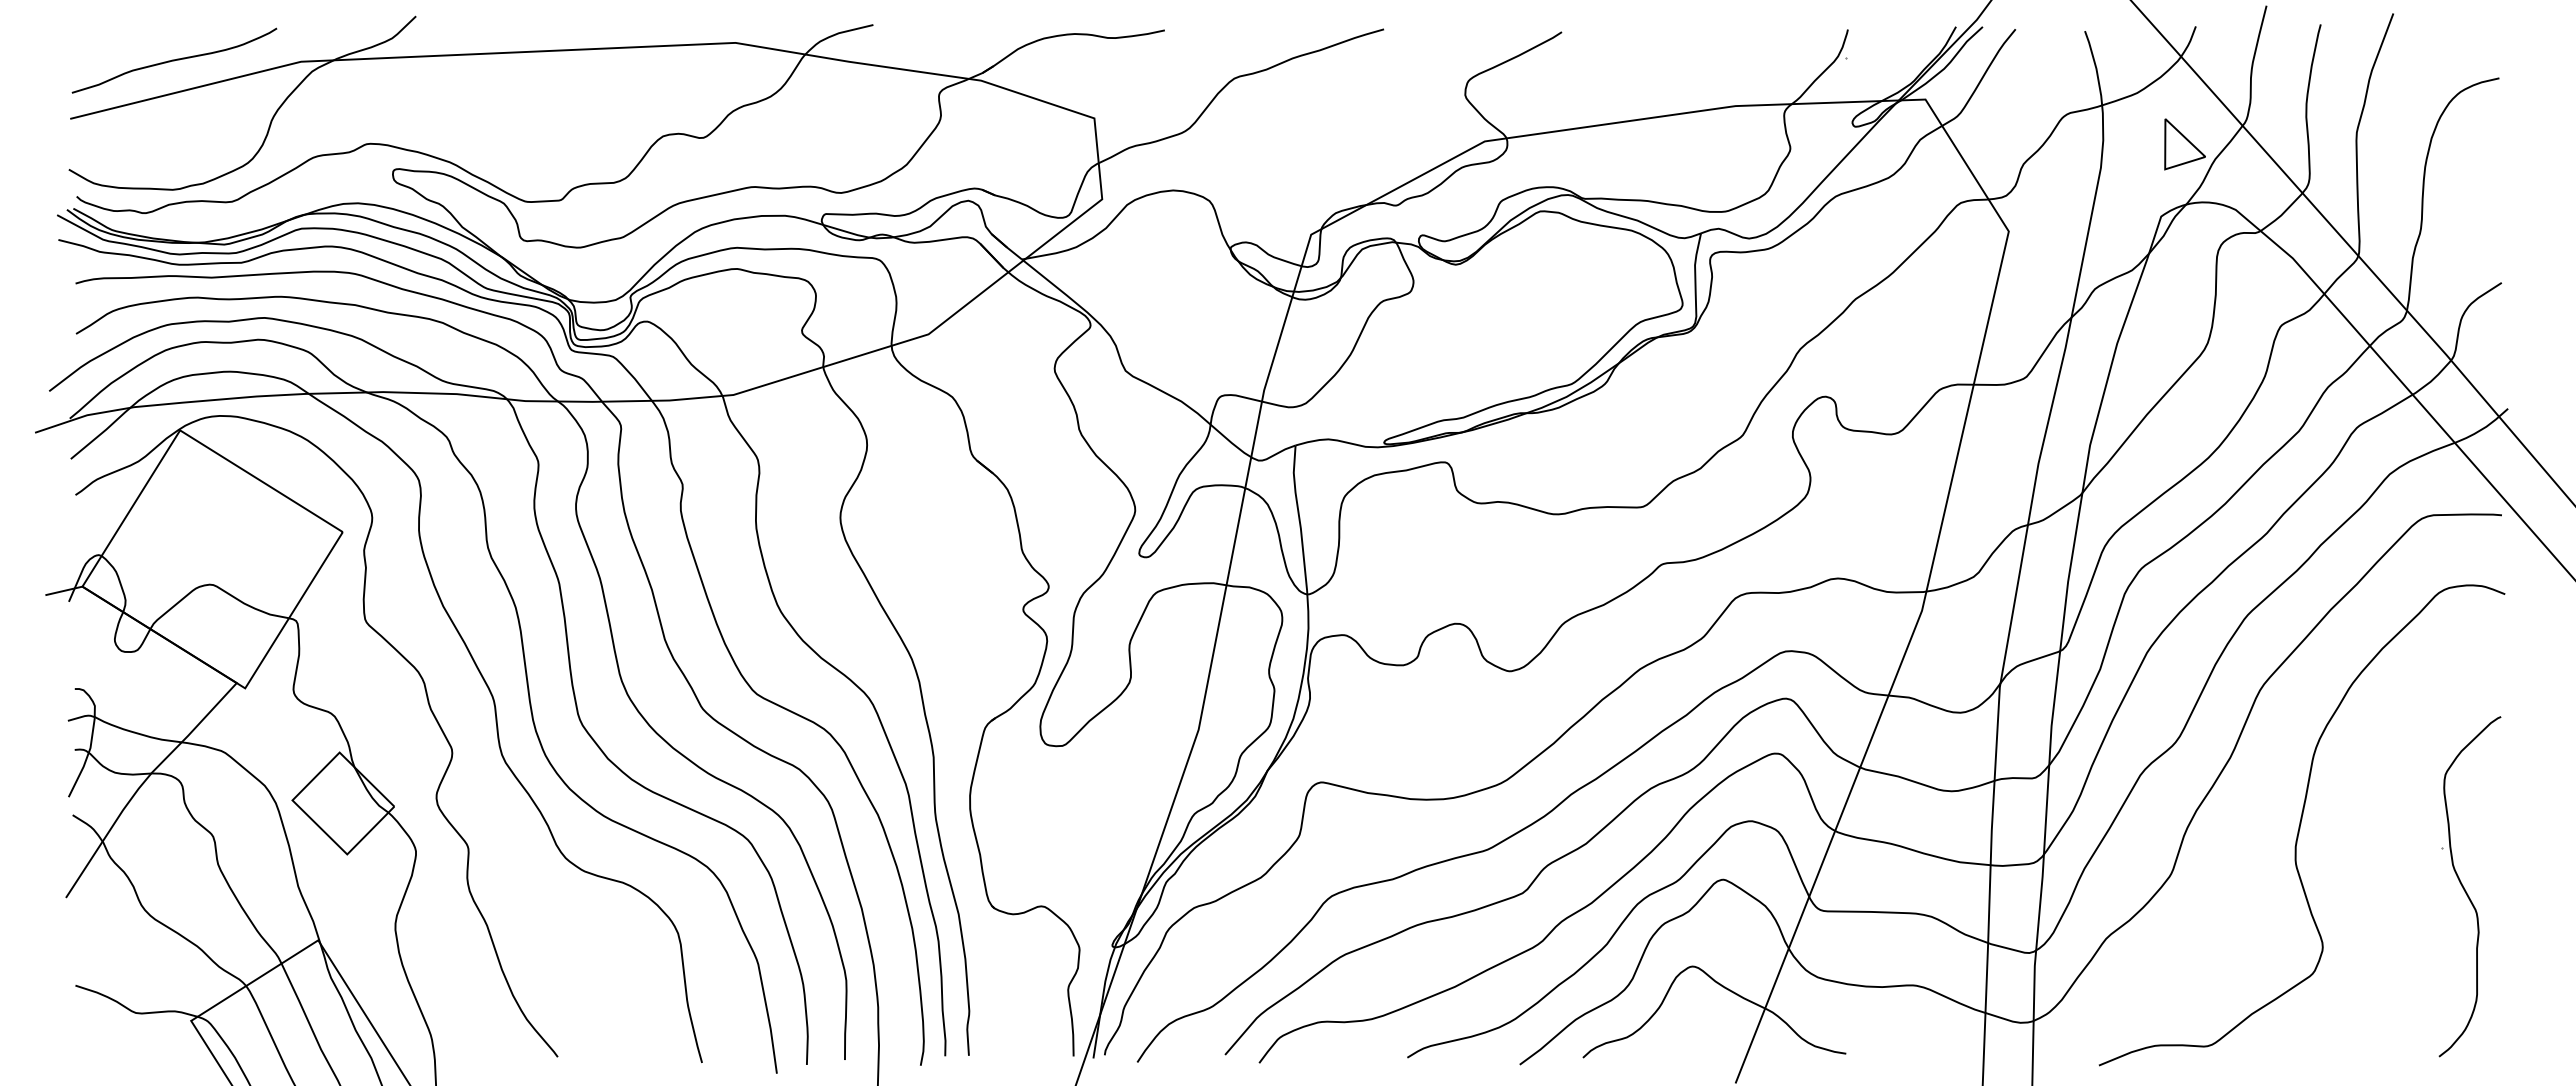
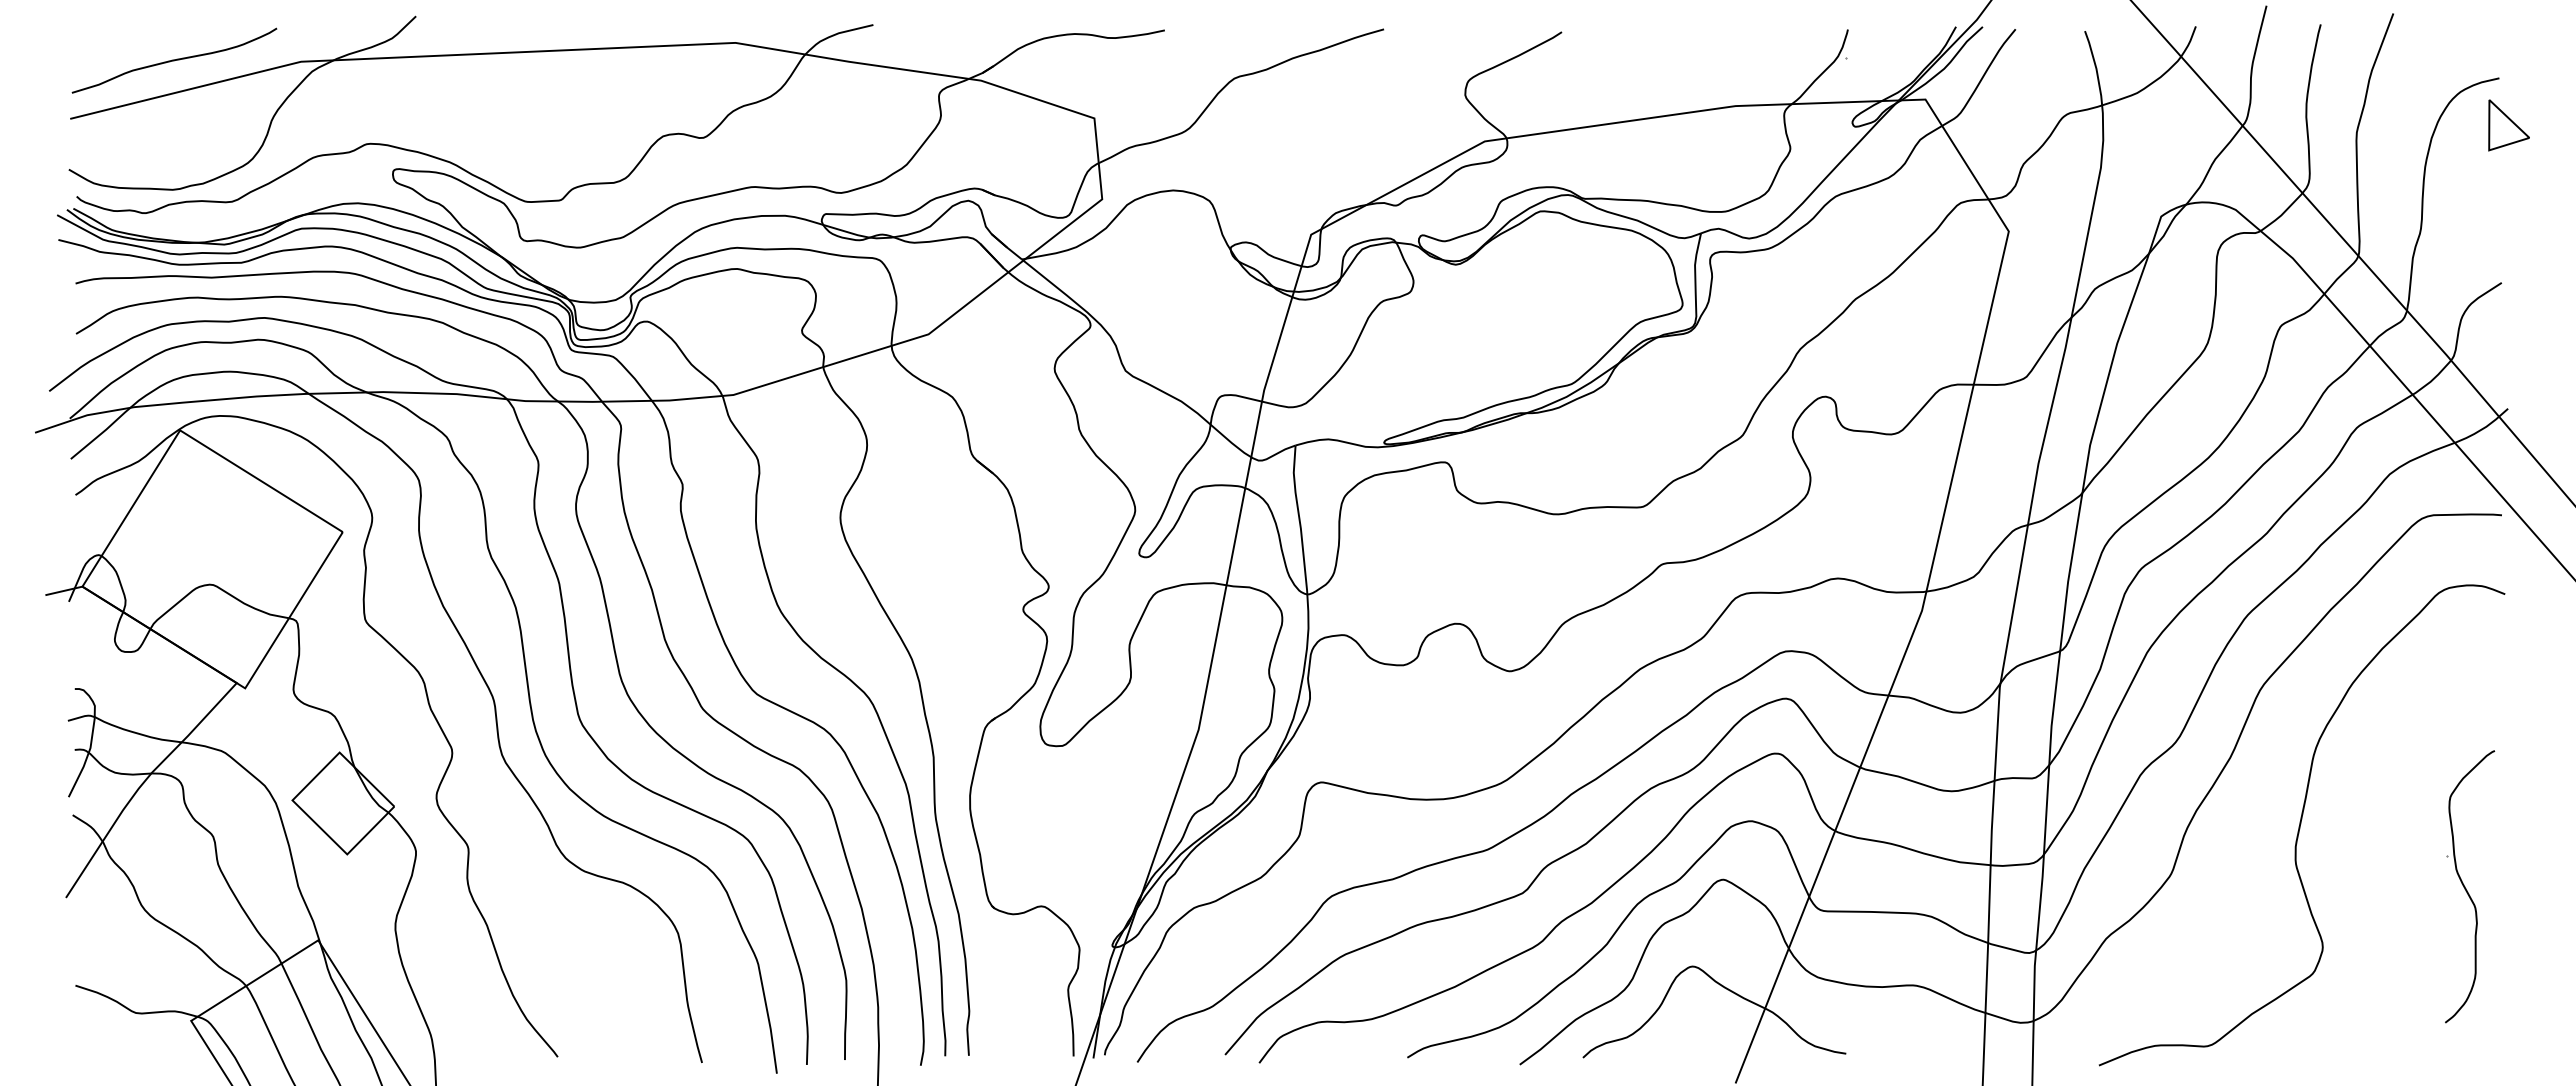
part position: (2184, 144) -> (2508, 125) (2508, 125)
part size: 64x342 px -> 51x274 px (2470, 886)
